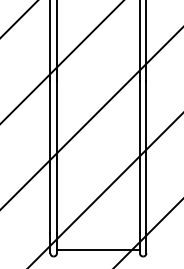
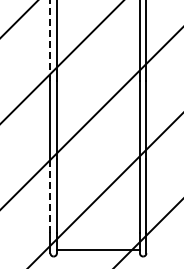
line: solid -> dashed (50, 40)
line: solid -> dashed (50, 195)
